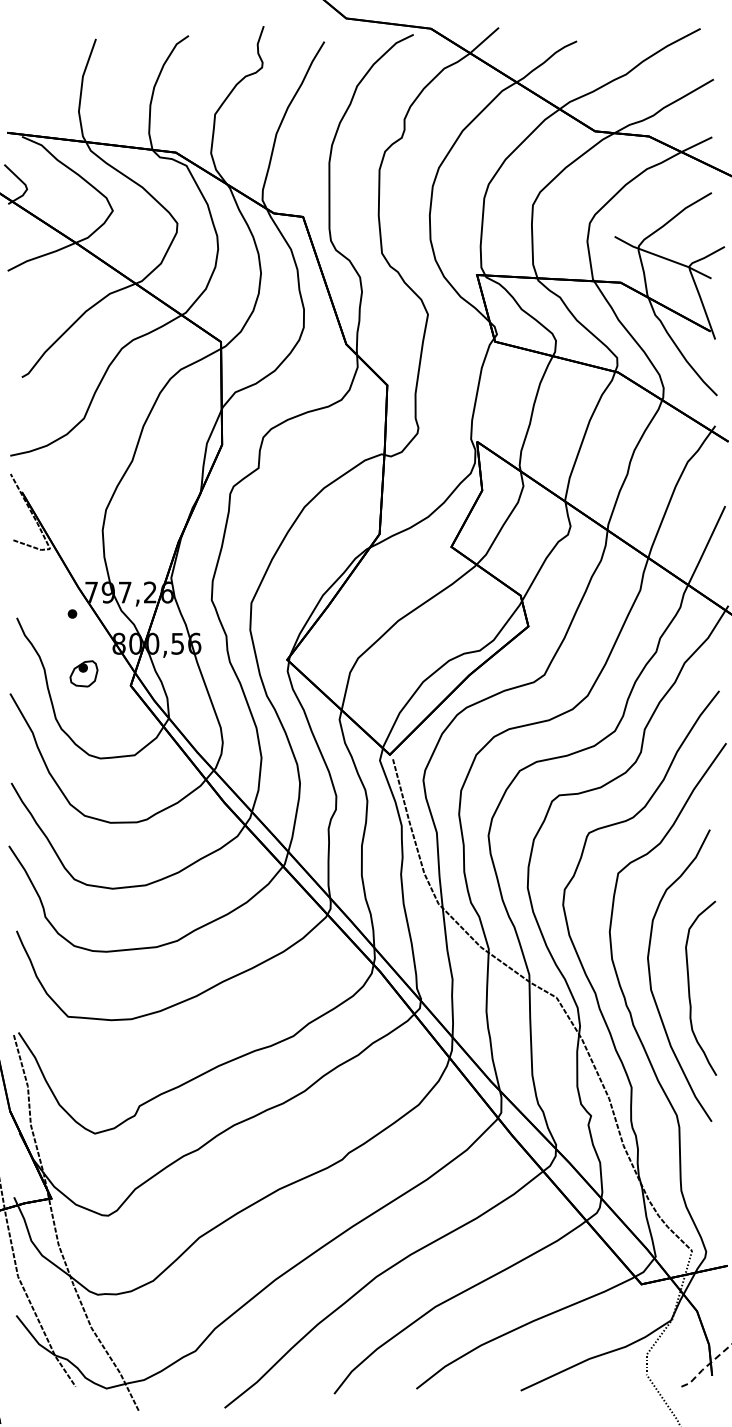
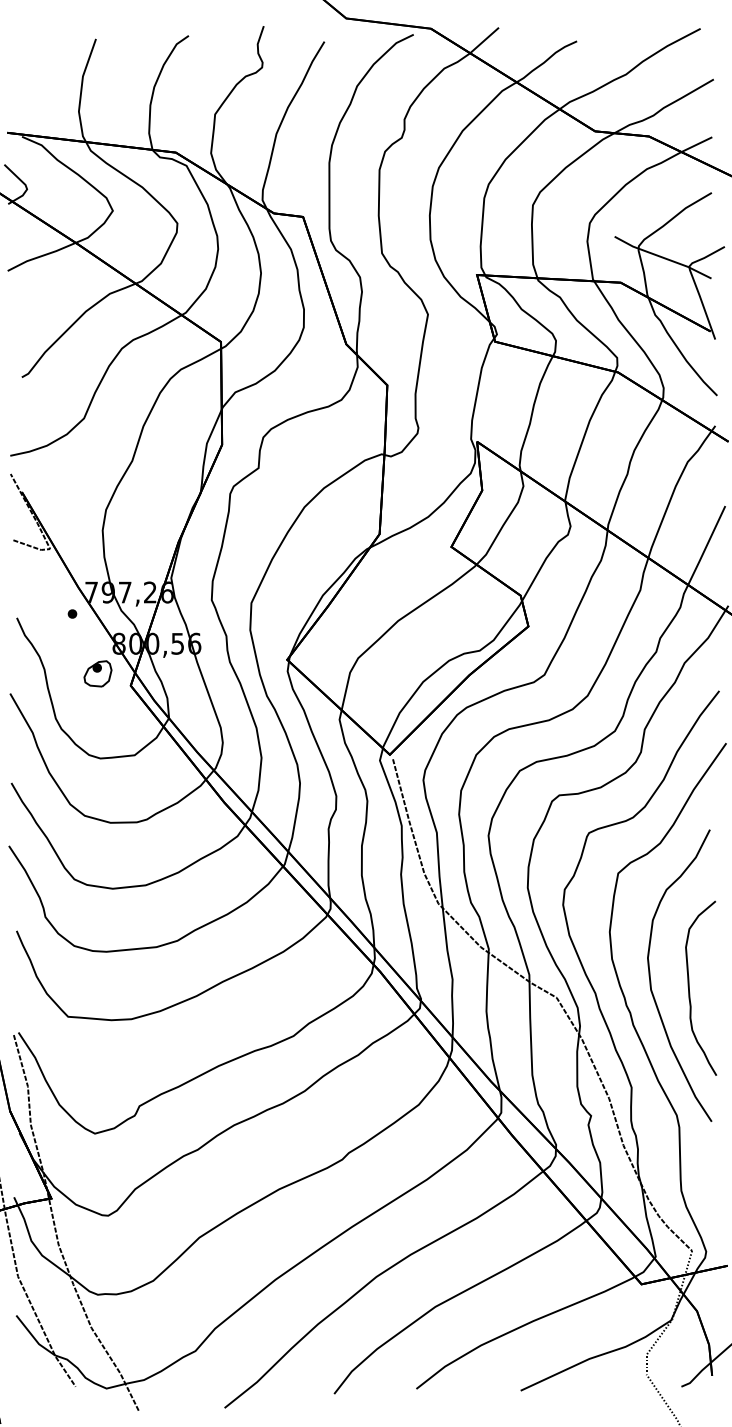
part position: (83, 673) -> (97, 673) (97, 673)
line: dashed -> solid (705, 1367)
